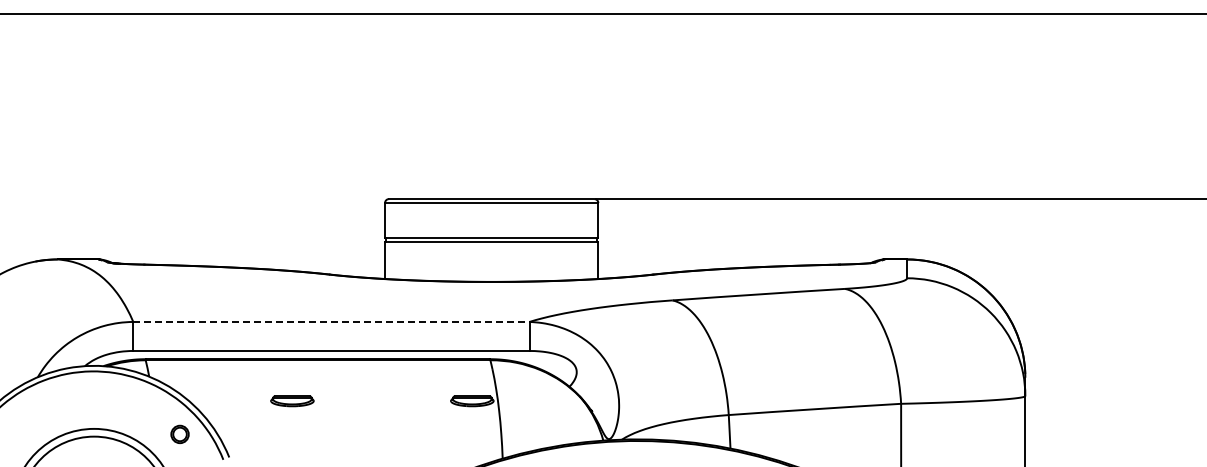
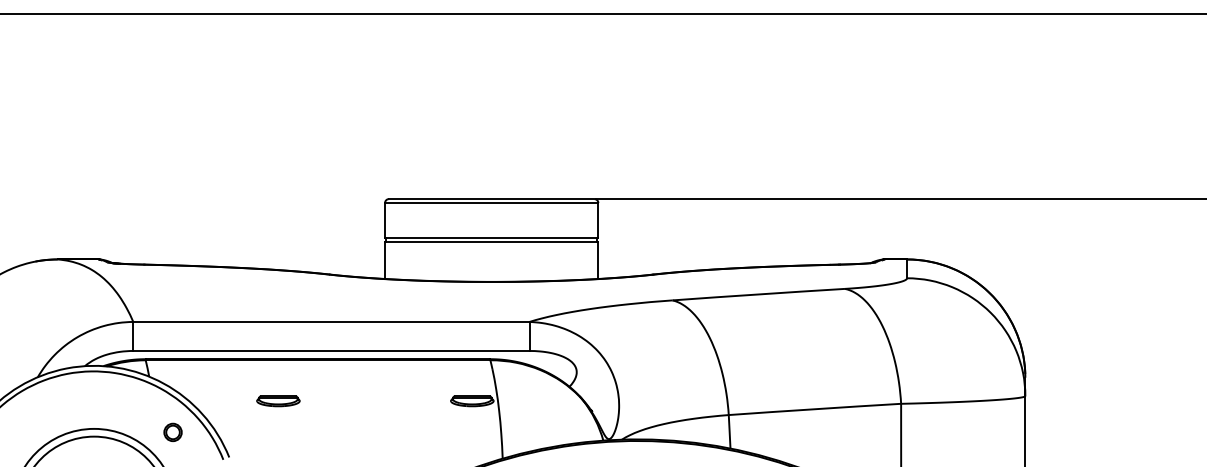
line: dashed -> solid (331, 321)
part position: (292, 401) -> (278, 401) (278, 401)
part position: (179, 433) -> (172, 431) (172, 431)
